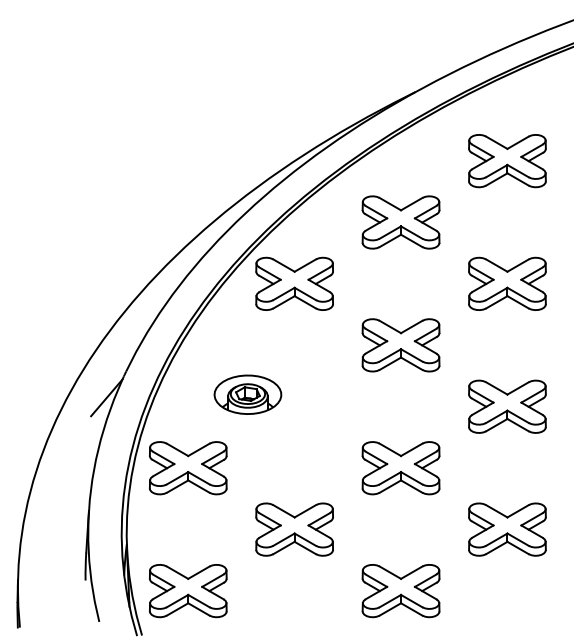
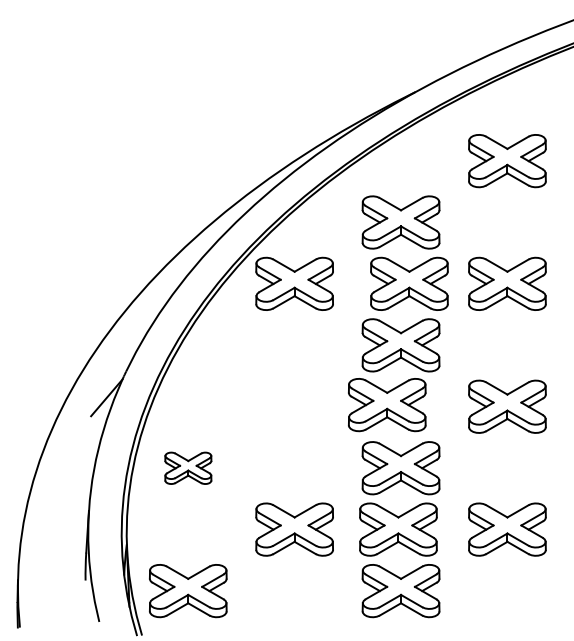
part: none -> present (409, 283)
part: present -> none (247, 394)
part: none -> present (387, 405)
part size: 79x55 px -> 49x34 px (188, 467)
part: none -> present (398, 529)
